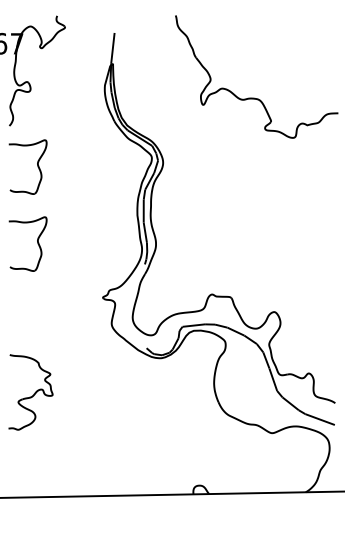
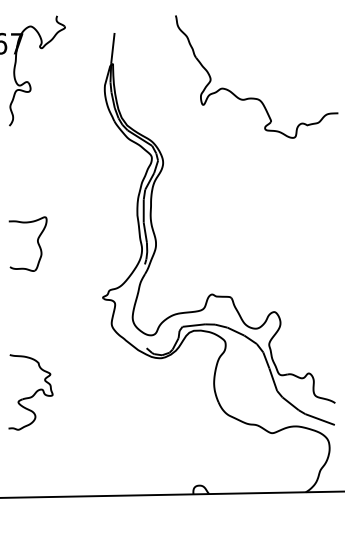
part: present -> none (37, 166)
